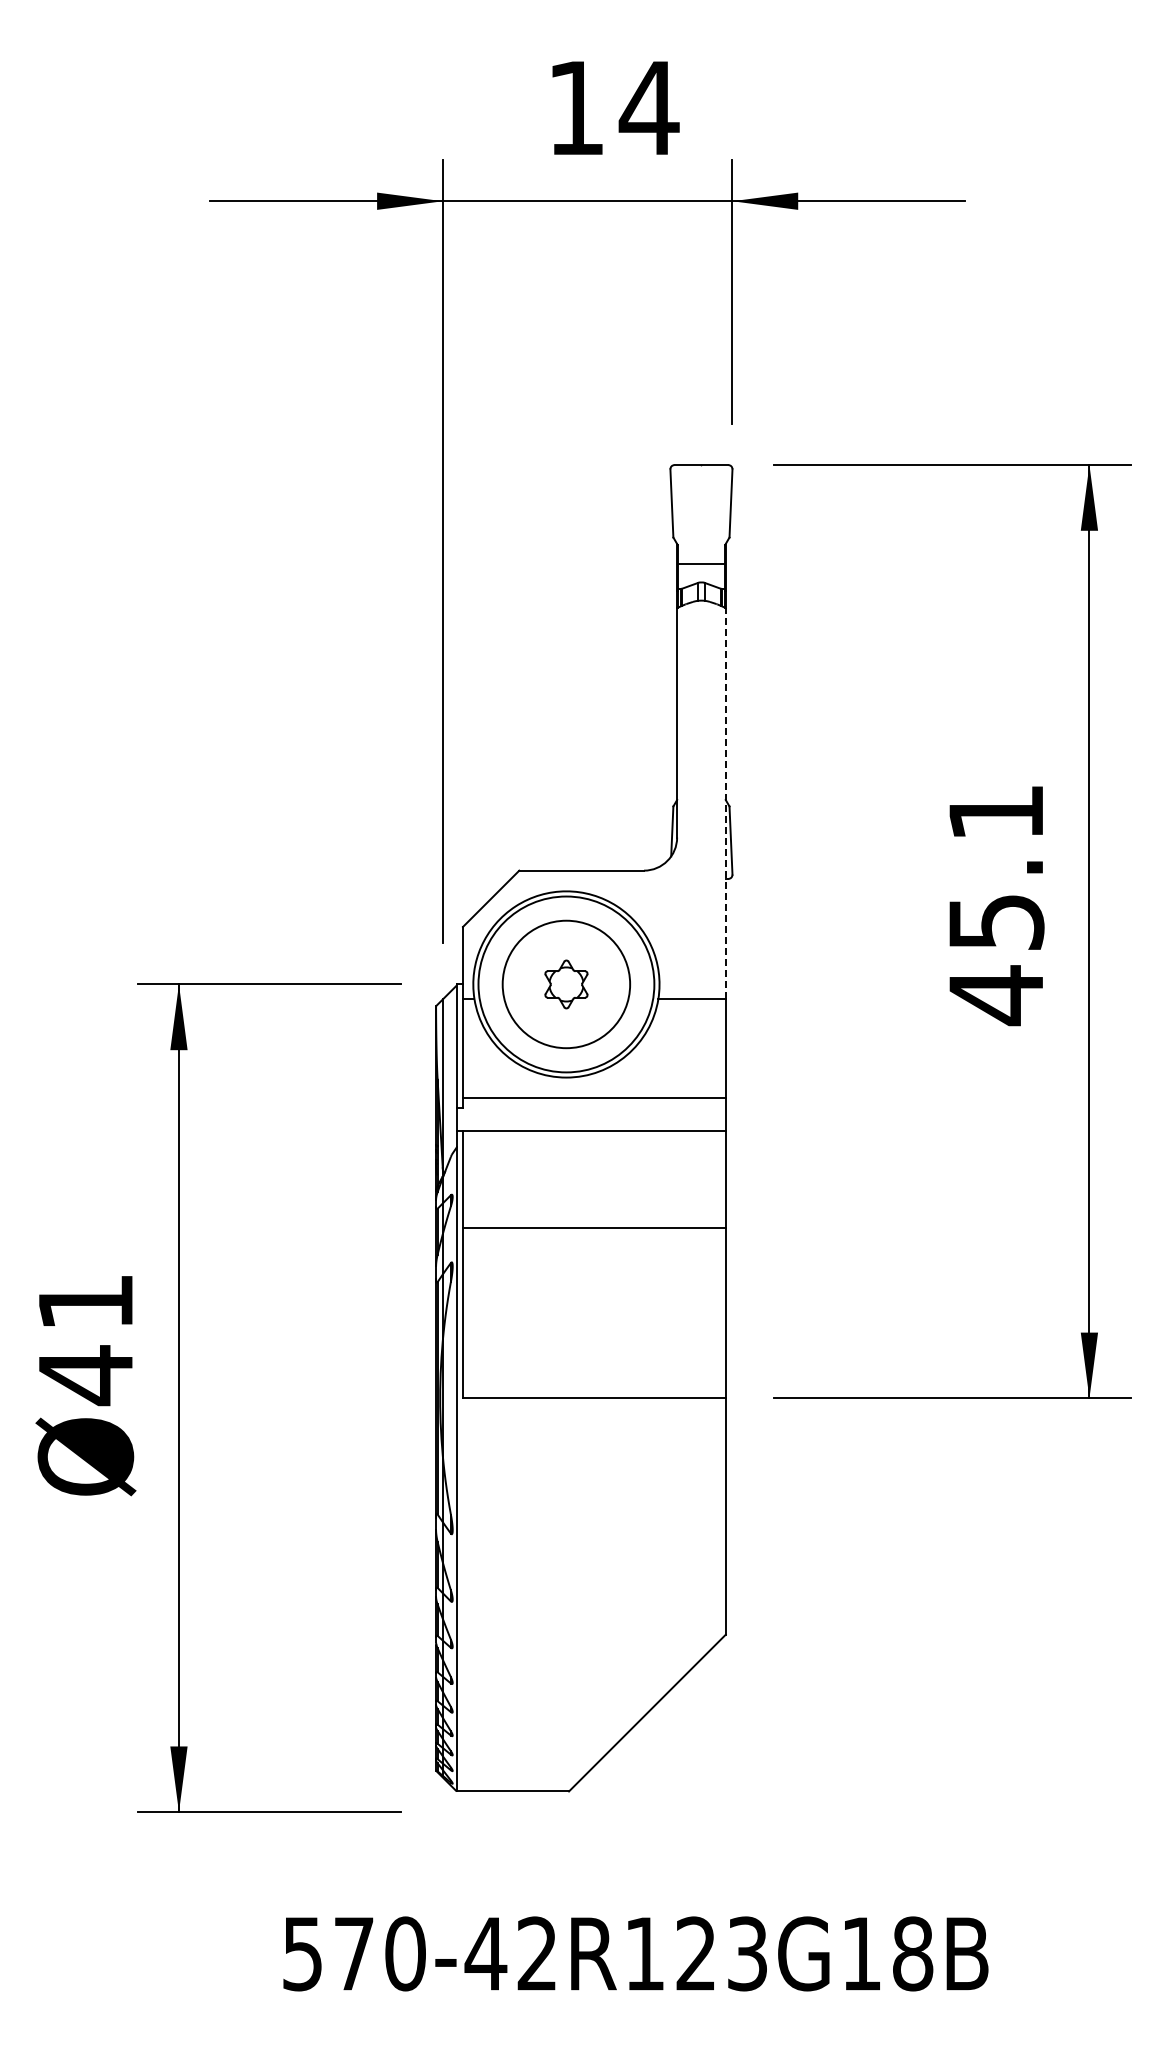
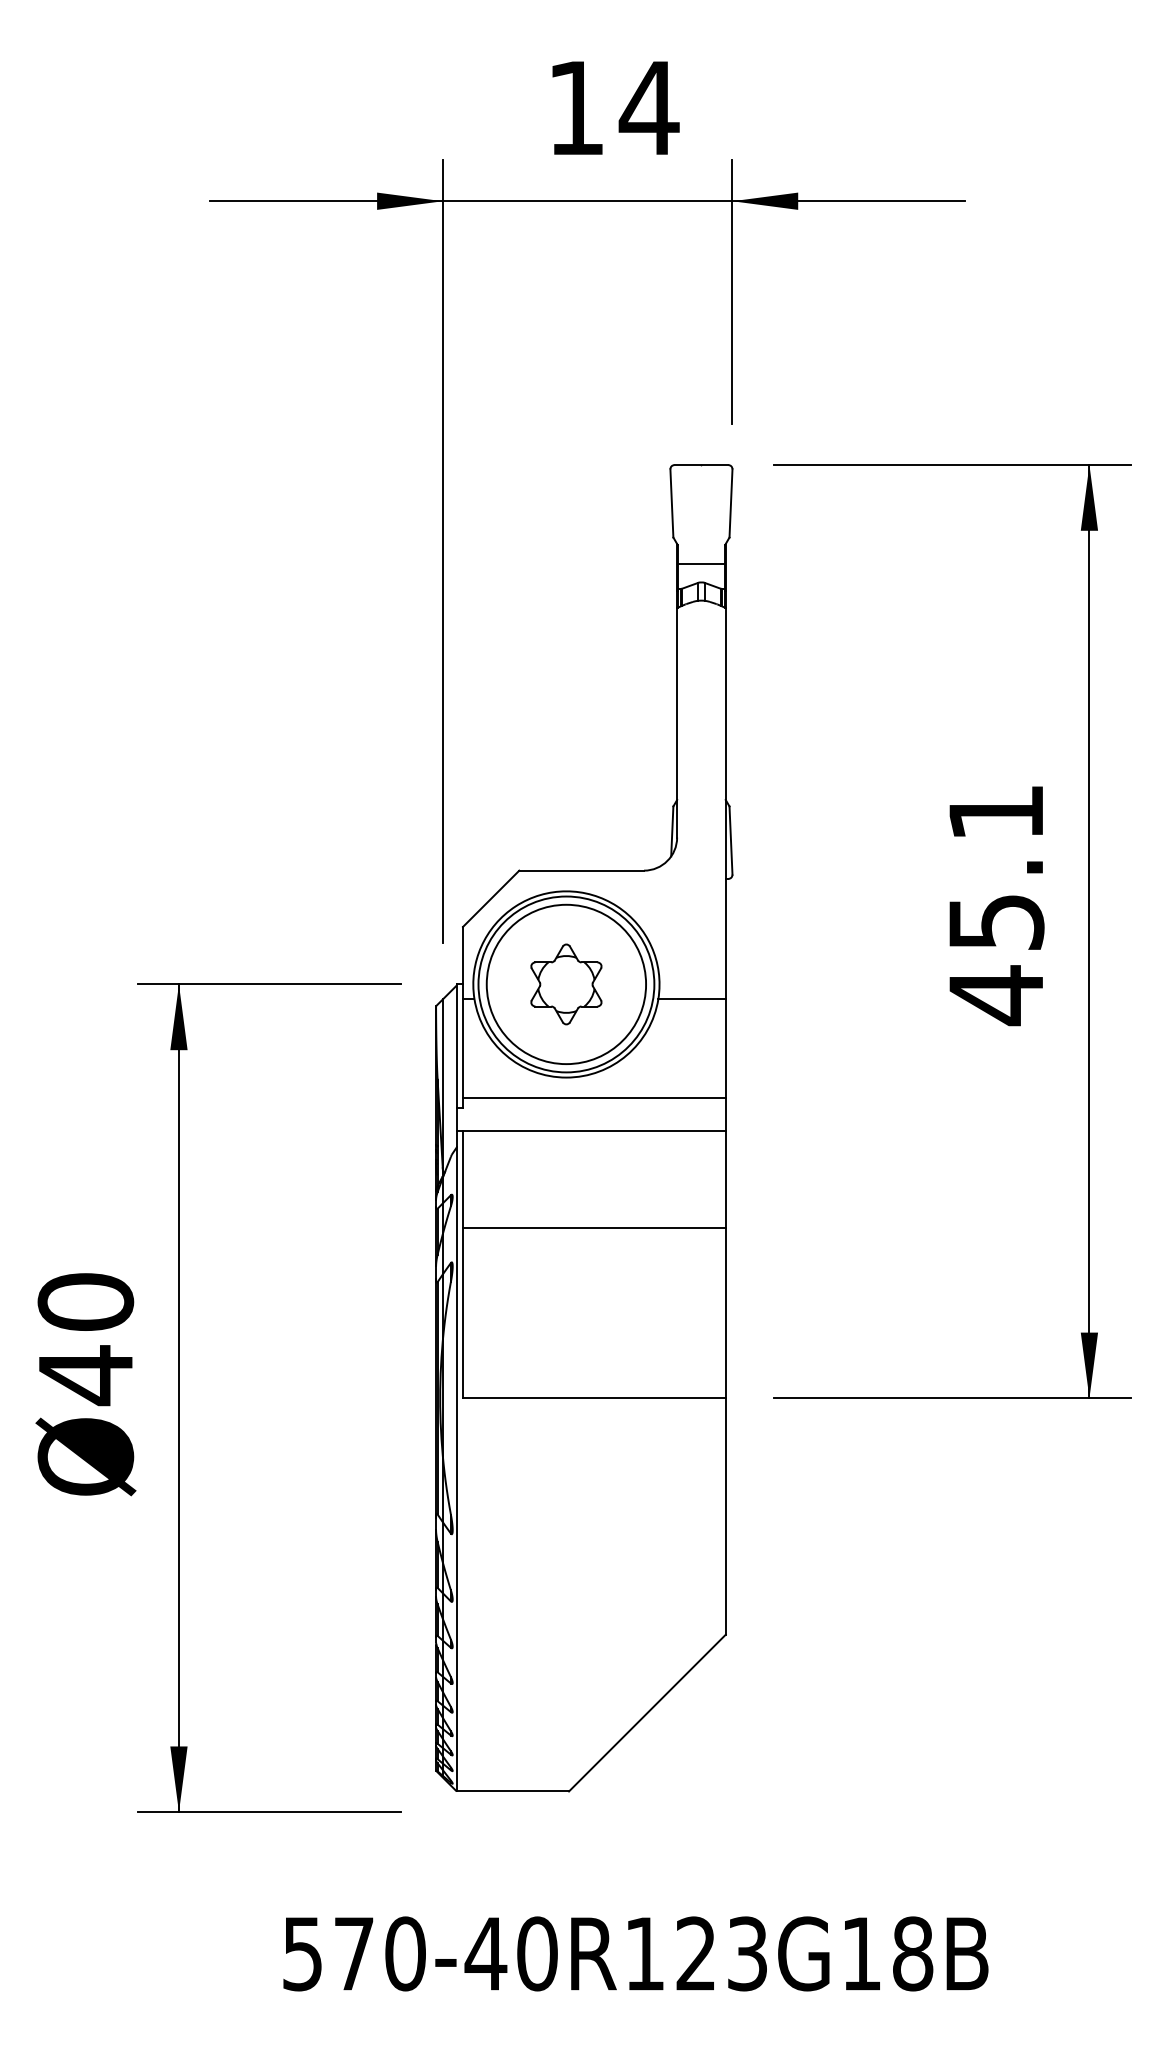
line: dashed -> solid (725, 803)
circle diameter: 127 px -> 159 px (566, 984)
part size: 45x51 px -> 73x83 px (566, 984)
text: Ø41 -> Ø40 (85, 1301)
text: 570-42R123G18B -> 570-40R123G18B (537, 1953)
